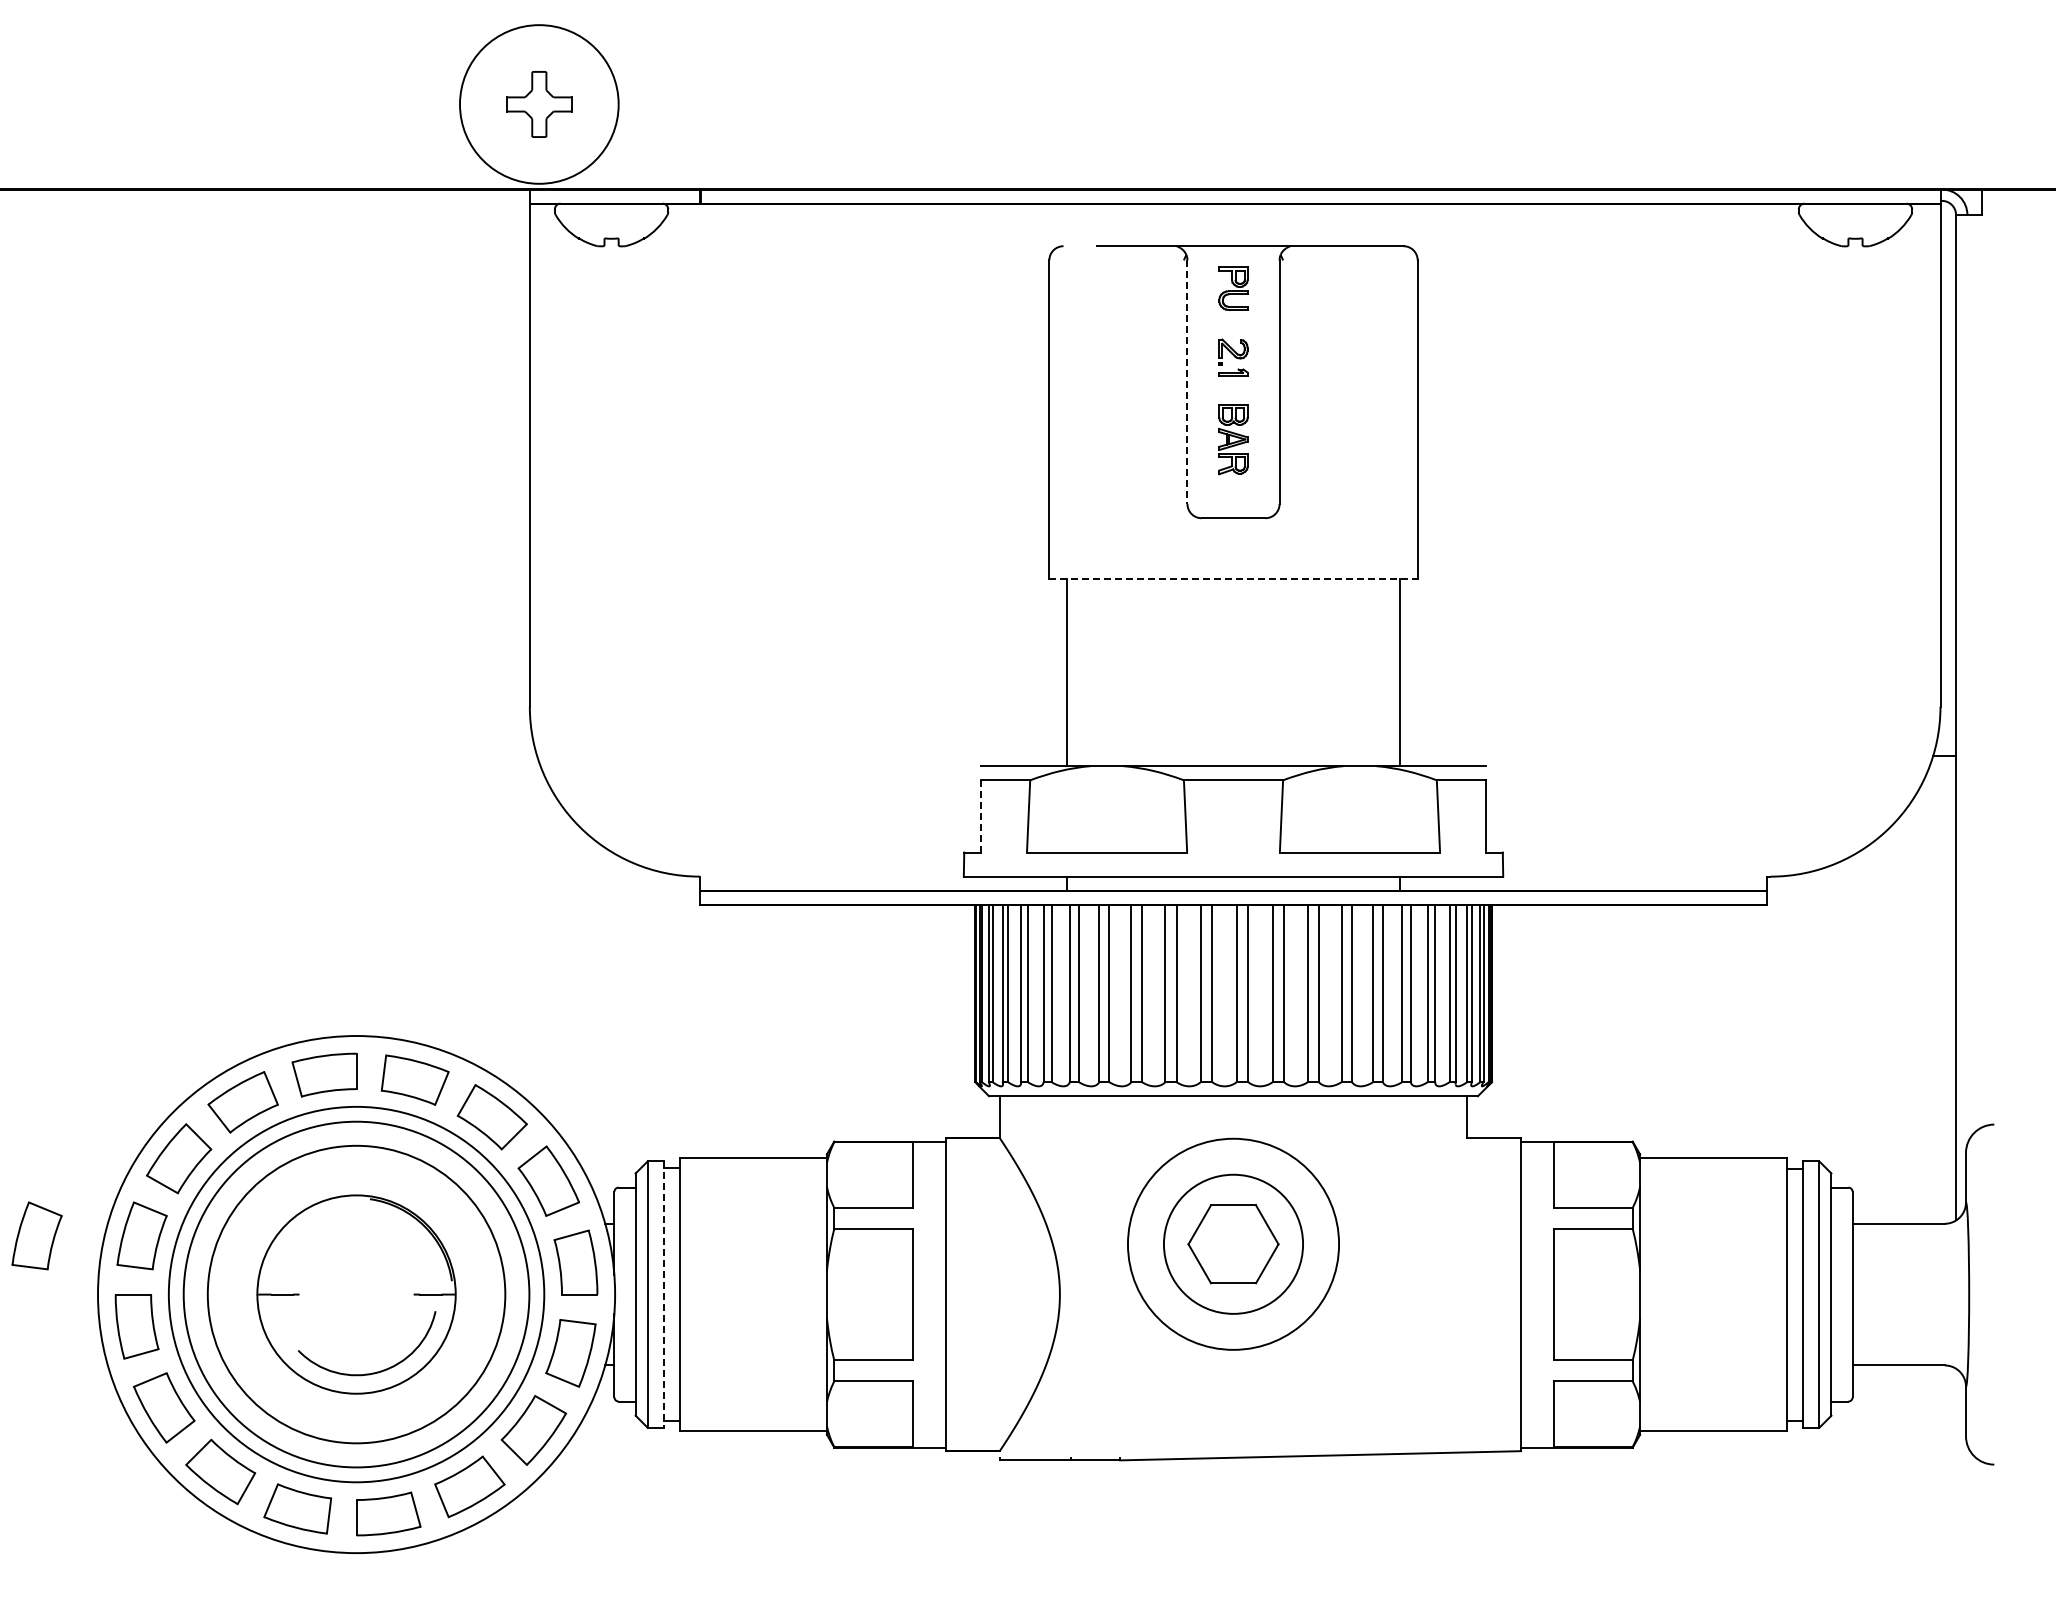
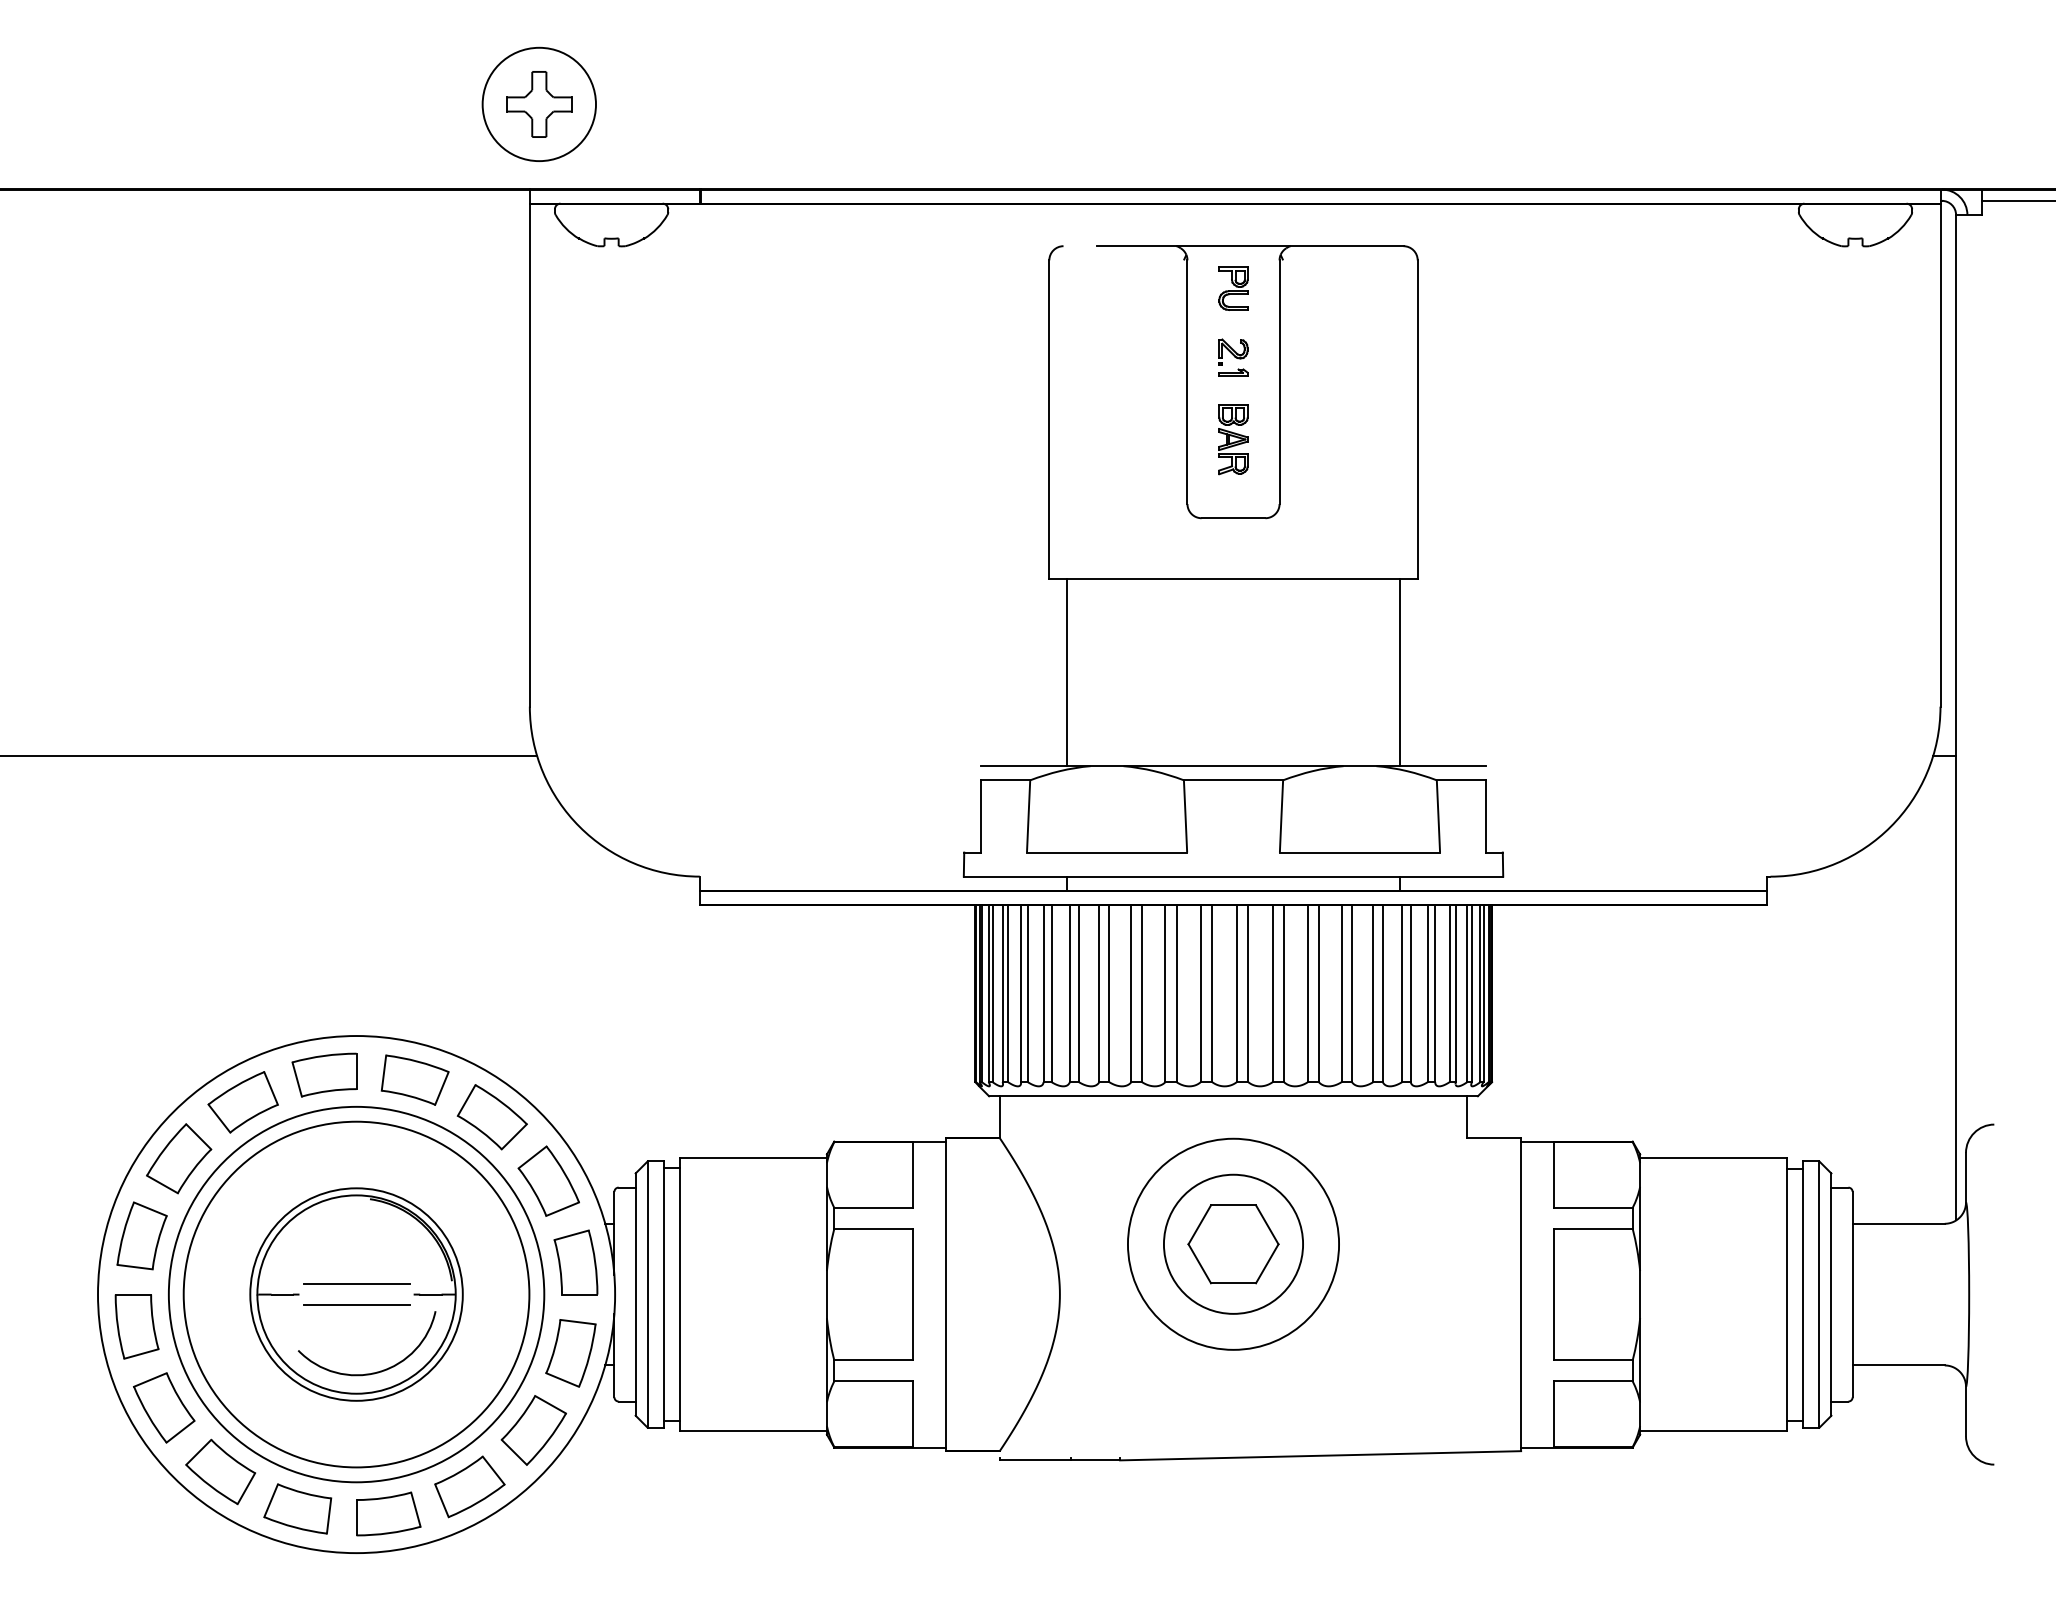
circle diameter: 159 px -> 113 px (539, 104)
line: none -> present (2016, 200)
line: dashed -> solid (1187, 382)
line: dashed -> solid (1234, 579)
line: none -> present (269, 756)
line: dashed -> solid (980, 816)
part: present -> none (36, 1235)
line: none -> present (356, 1283)
circle diameter: 298 px -> 213 px (356, 1294)
line: dashed -> solid (664, 1295)
line: none -> present (356, 1305)
